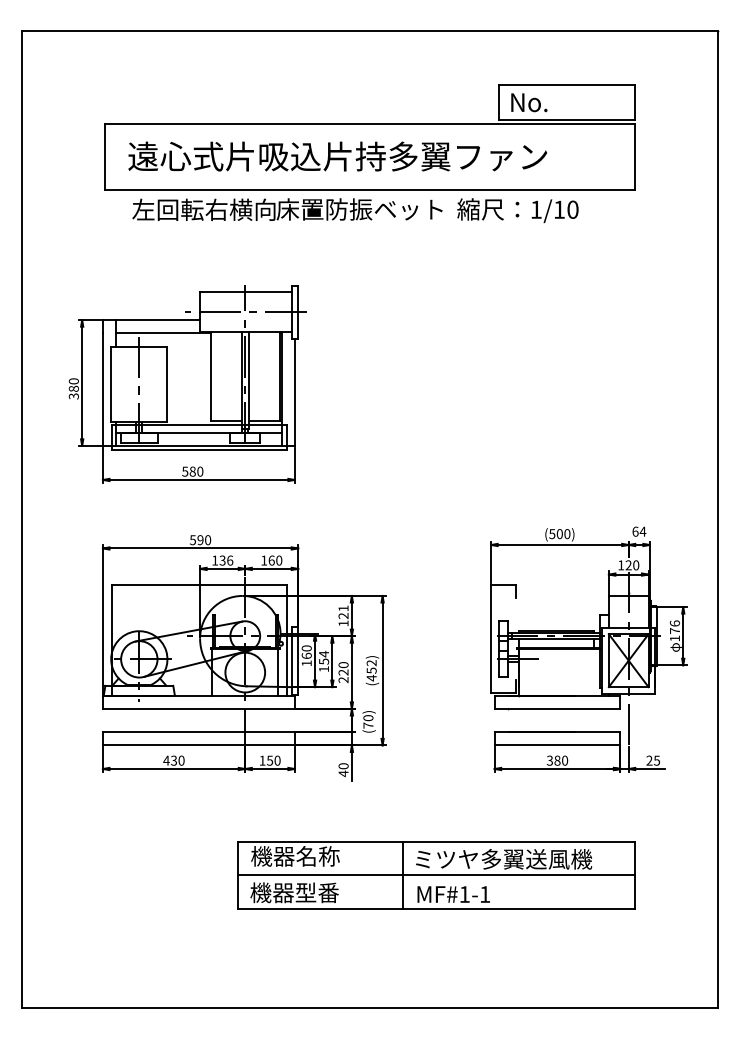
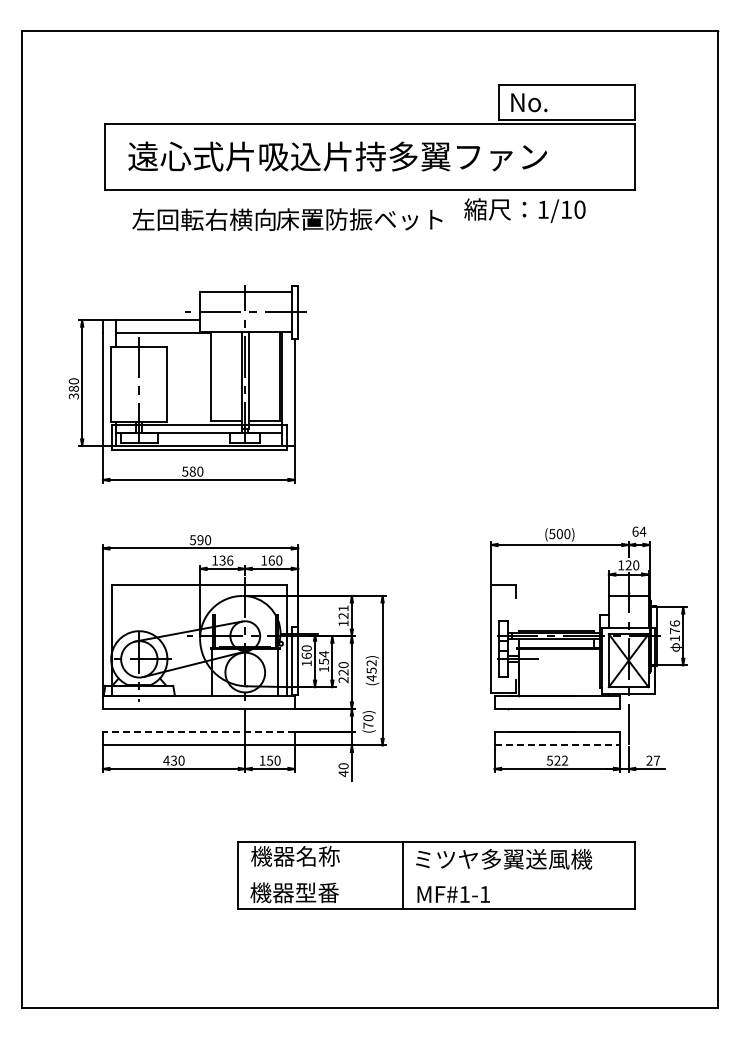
text position: (287, 209) -> (287, 219) (287, 219)
text position: (517, 210) -> (524, 210) (524, 210)
line: solid -> dashed (198, 732)
line: solid -> dashed (557, 745)
text: 380 -> 522 (557, 760)
text: 25 -> 27 (657, 760)
line: present -> none (435, 875)
